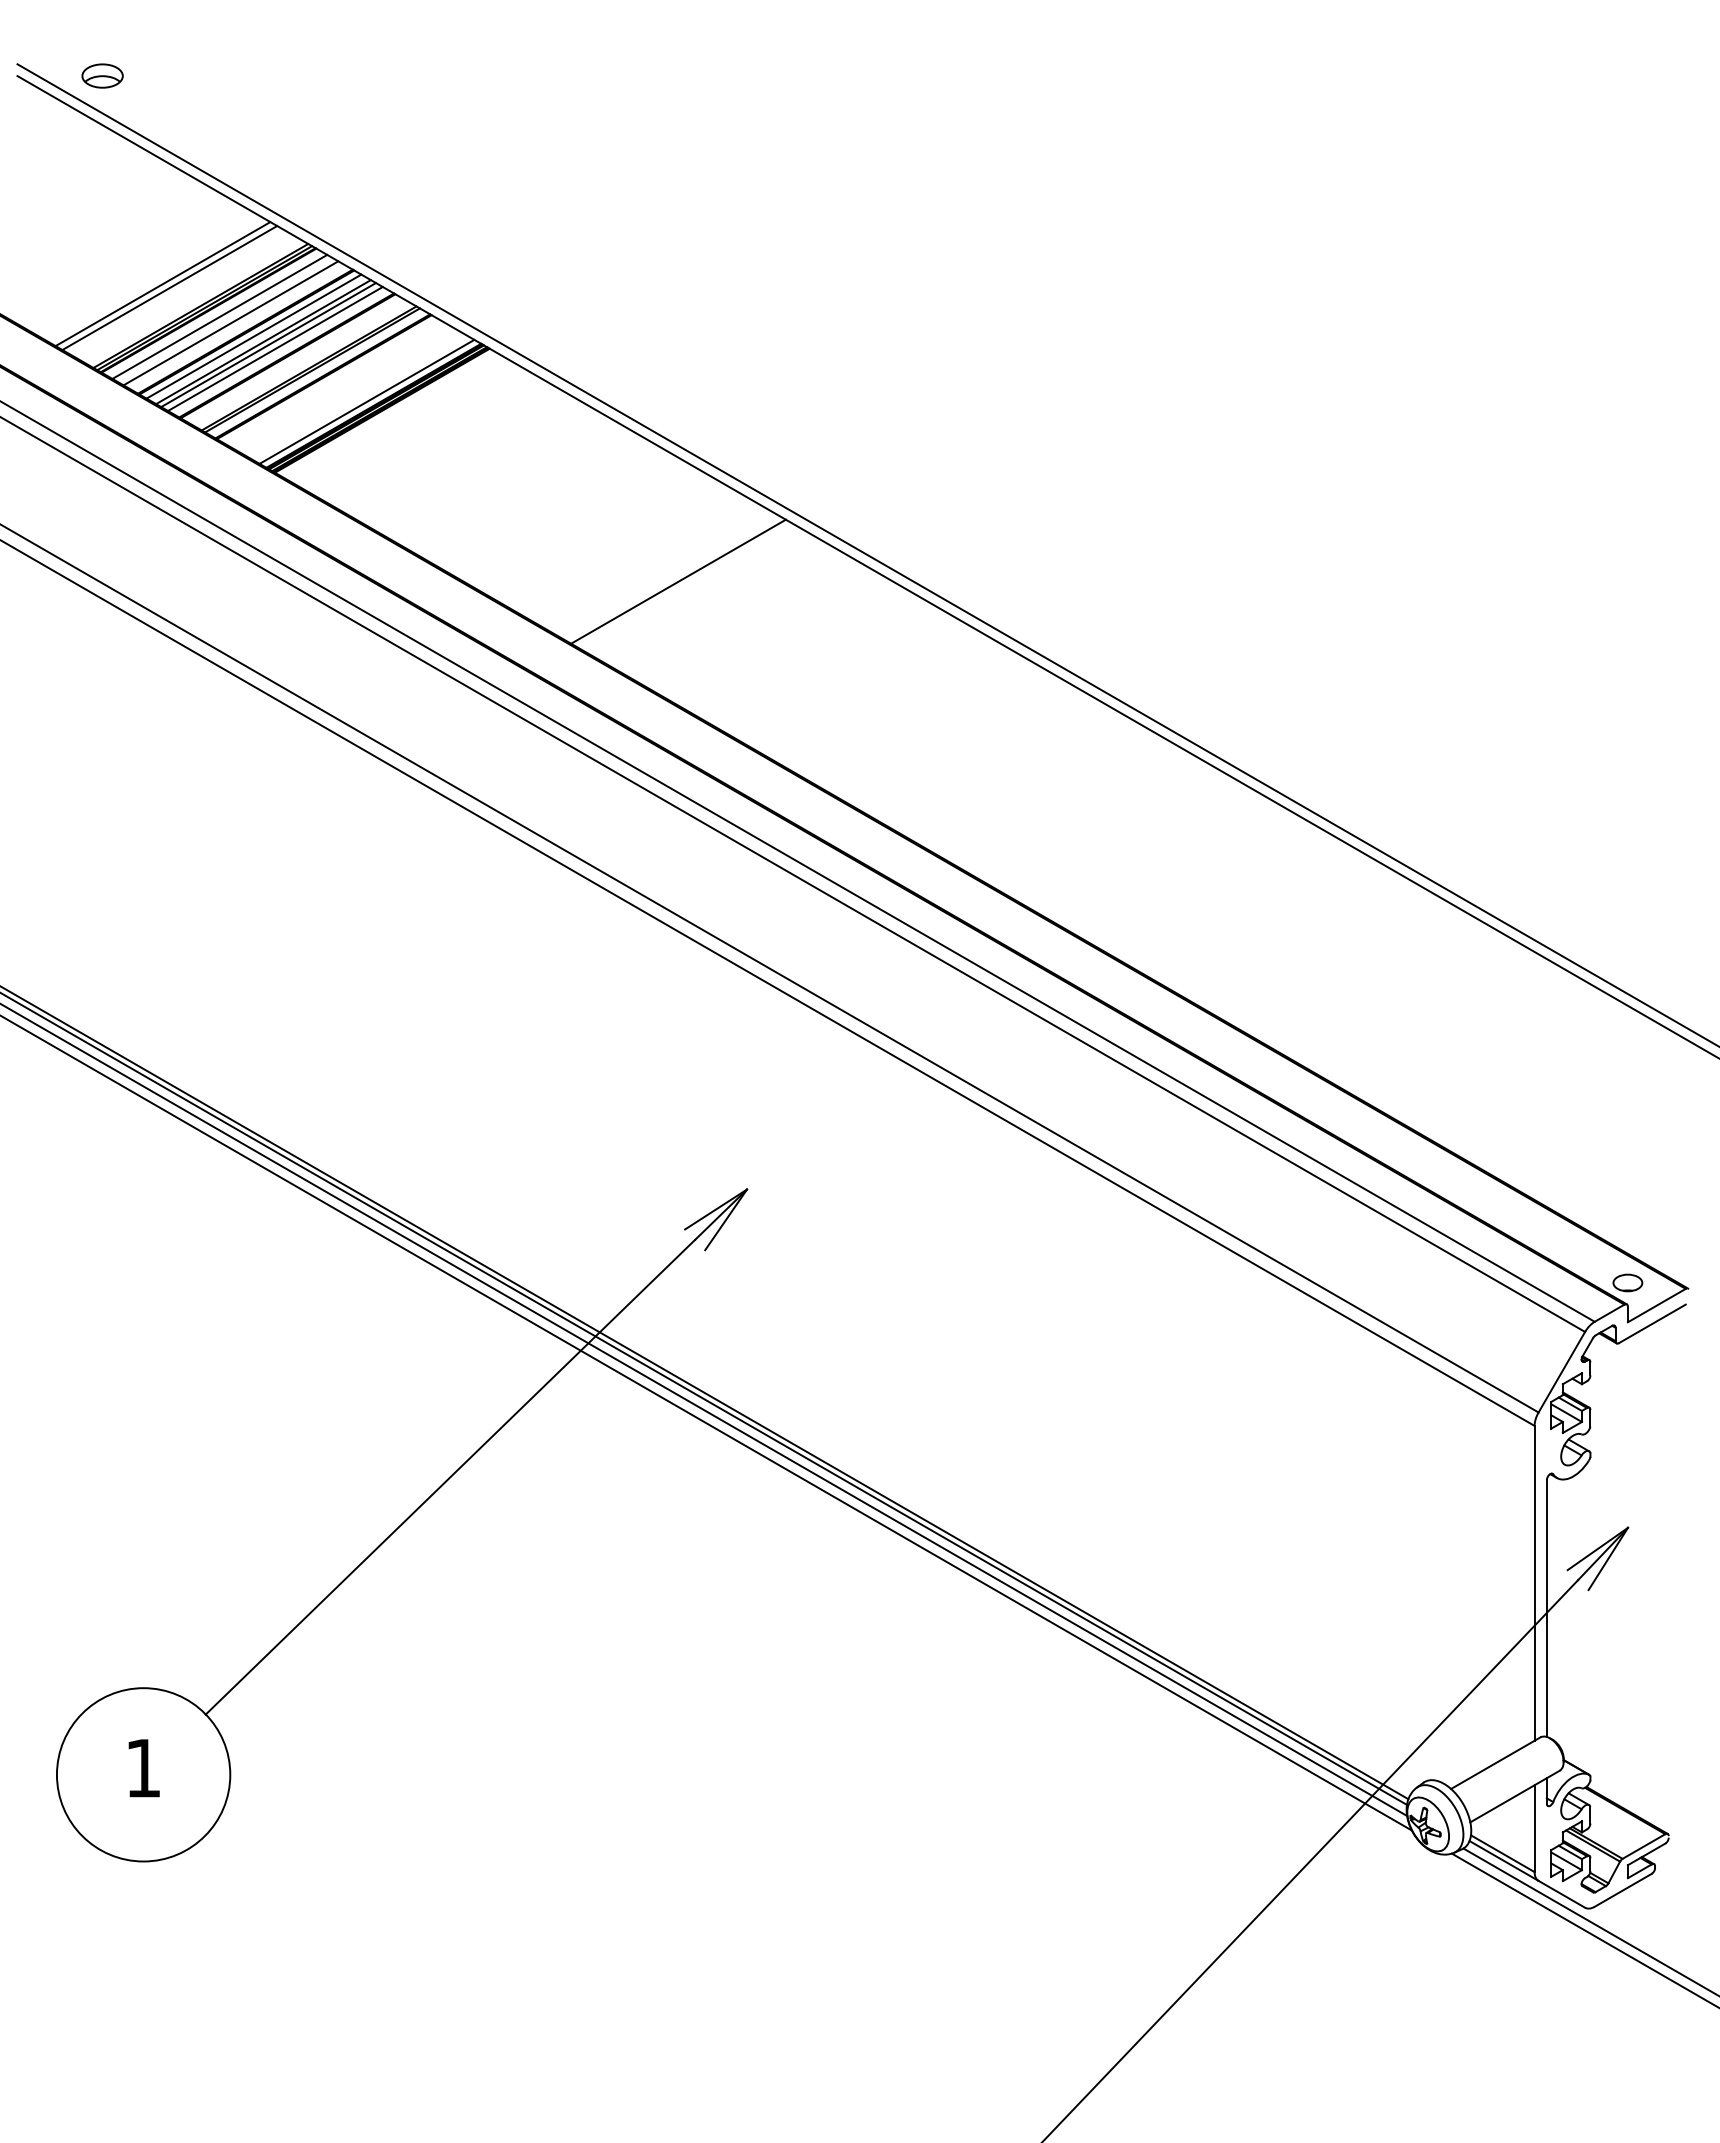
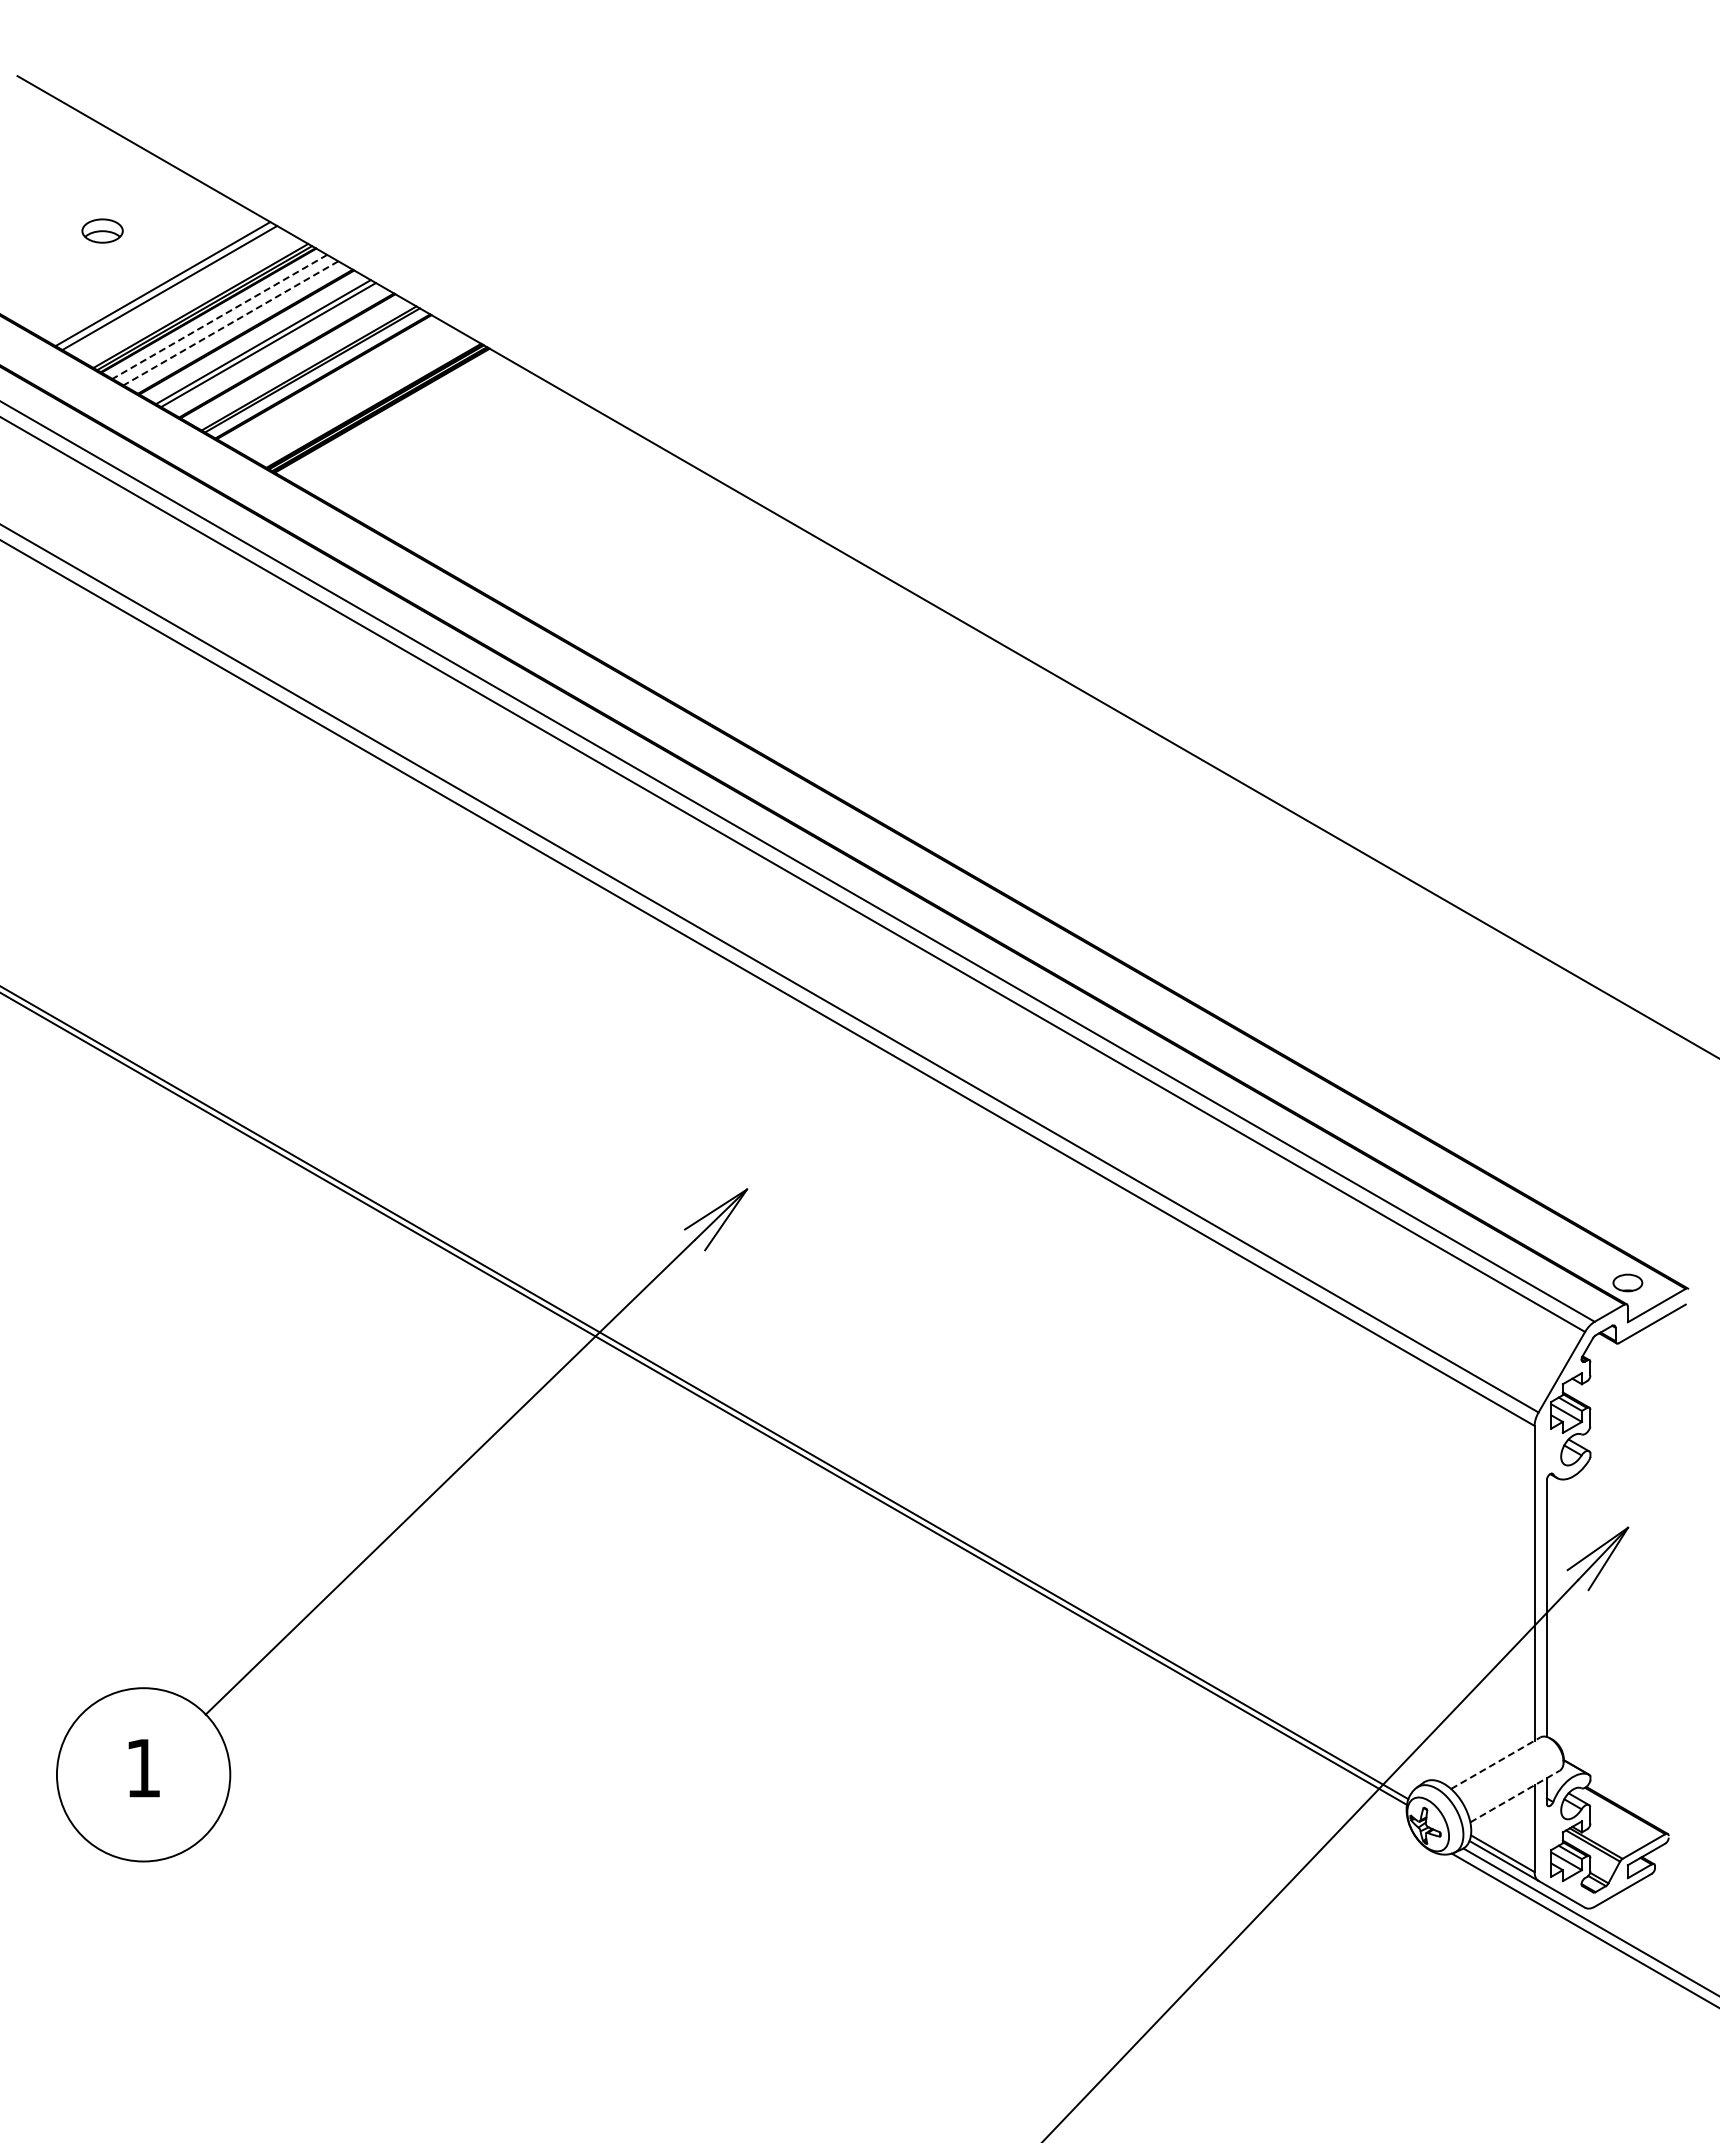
part position: (102, 75) -> (102, 230) (102, 230)
line: solid -> dashed (219, 317)
line: solid -> dashed (230, 323)
line: present -> none (253, 336)
line: present -> none (275, 348)
line: present -> none (366, 401)
line: present -> none (866, 554)
line: present -> none (678, 581)
line: present -> none (704, 1410)
line: present -> none (706, 1423)
line: solid -> dashed (1495, 1763)
line: solid -> dashed (1515, 1796)
